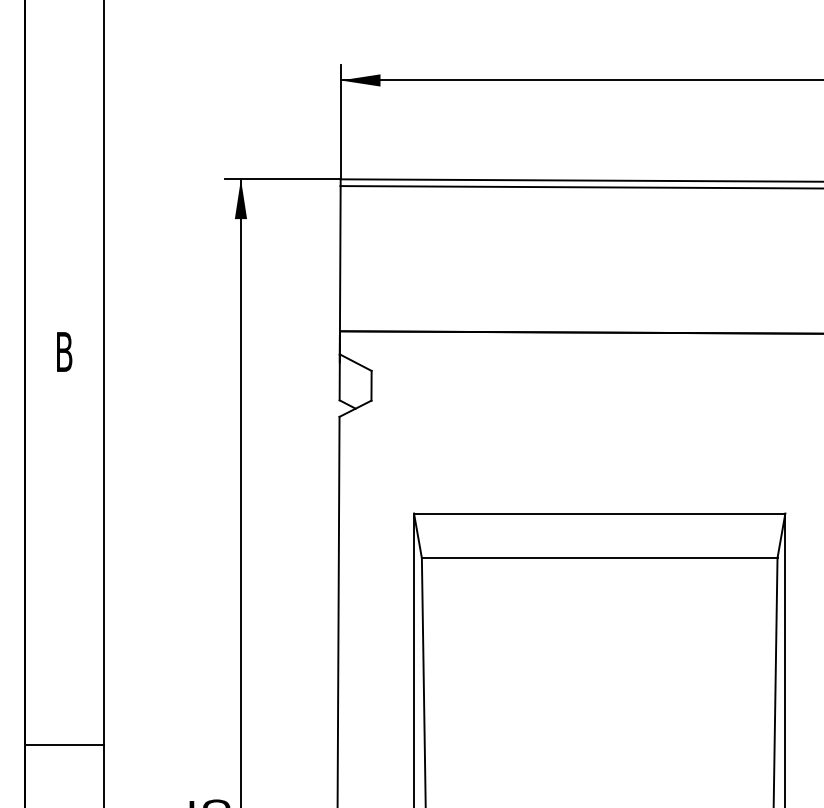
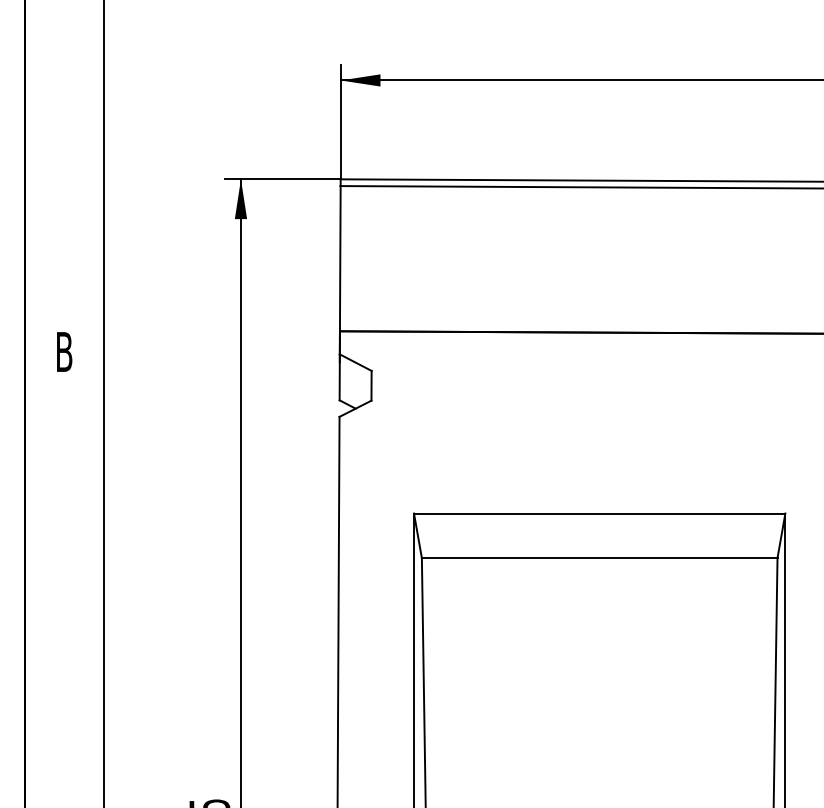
line: present -> none (64, 745)
